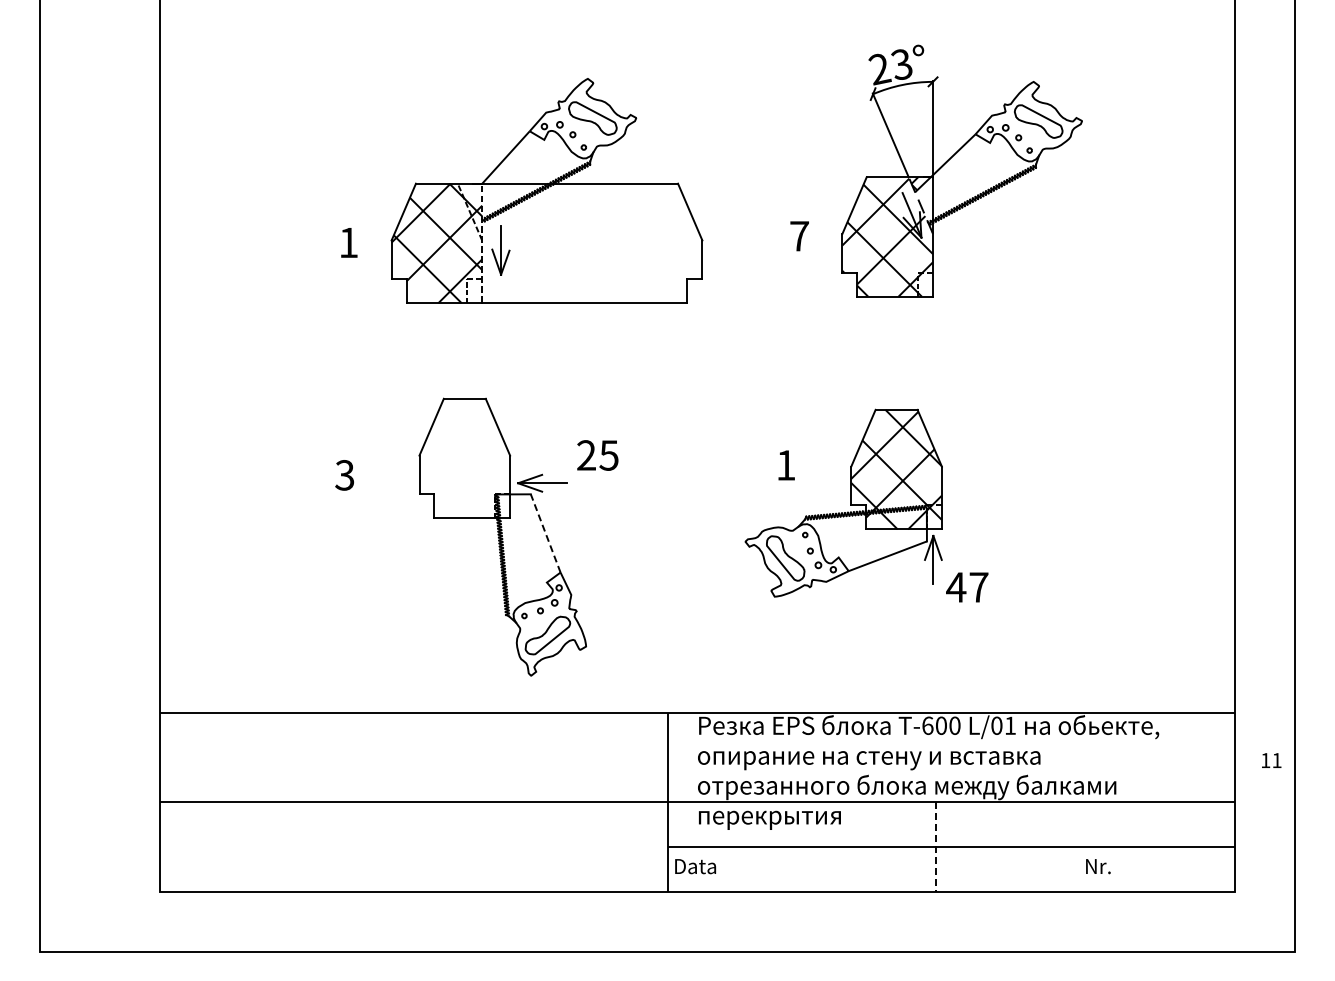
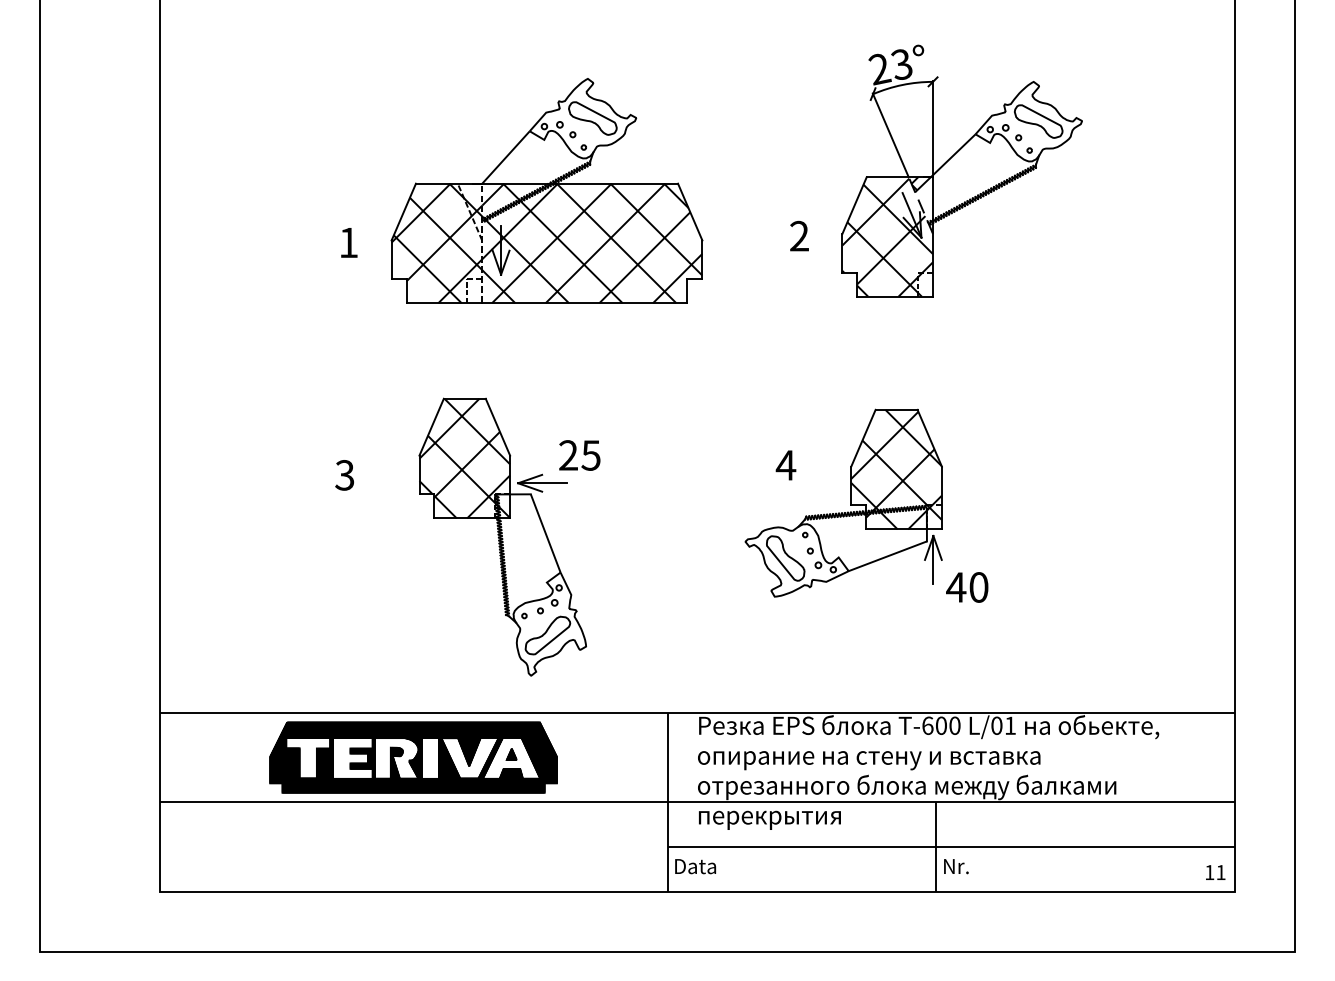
text: 7 -> 2 (799, 235)
hatch: none -> present (592, 243)
text position: (597, 455) -> (579, 455) (579, 455)
hatch: none -> present (464, 458)
text: 1 -> 4 (785, 465)
line: dashed -> solid (545, 533)
text: 47 -> 40 (978, 587)
part: none -> present (413, 757)
text position: (1271, 760) -> (1215, 872) (1215, 872)
line: dashed -> solid (936, 847)
text position: (1098, 866) -> (956, 866) (956, 866)
